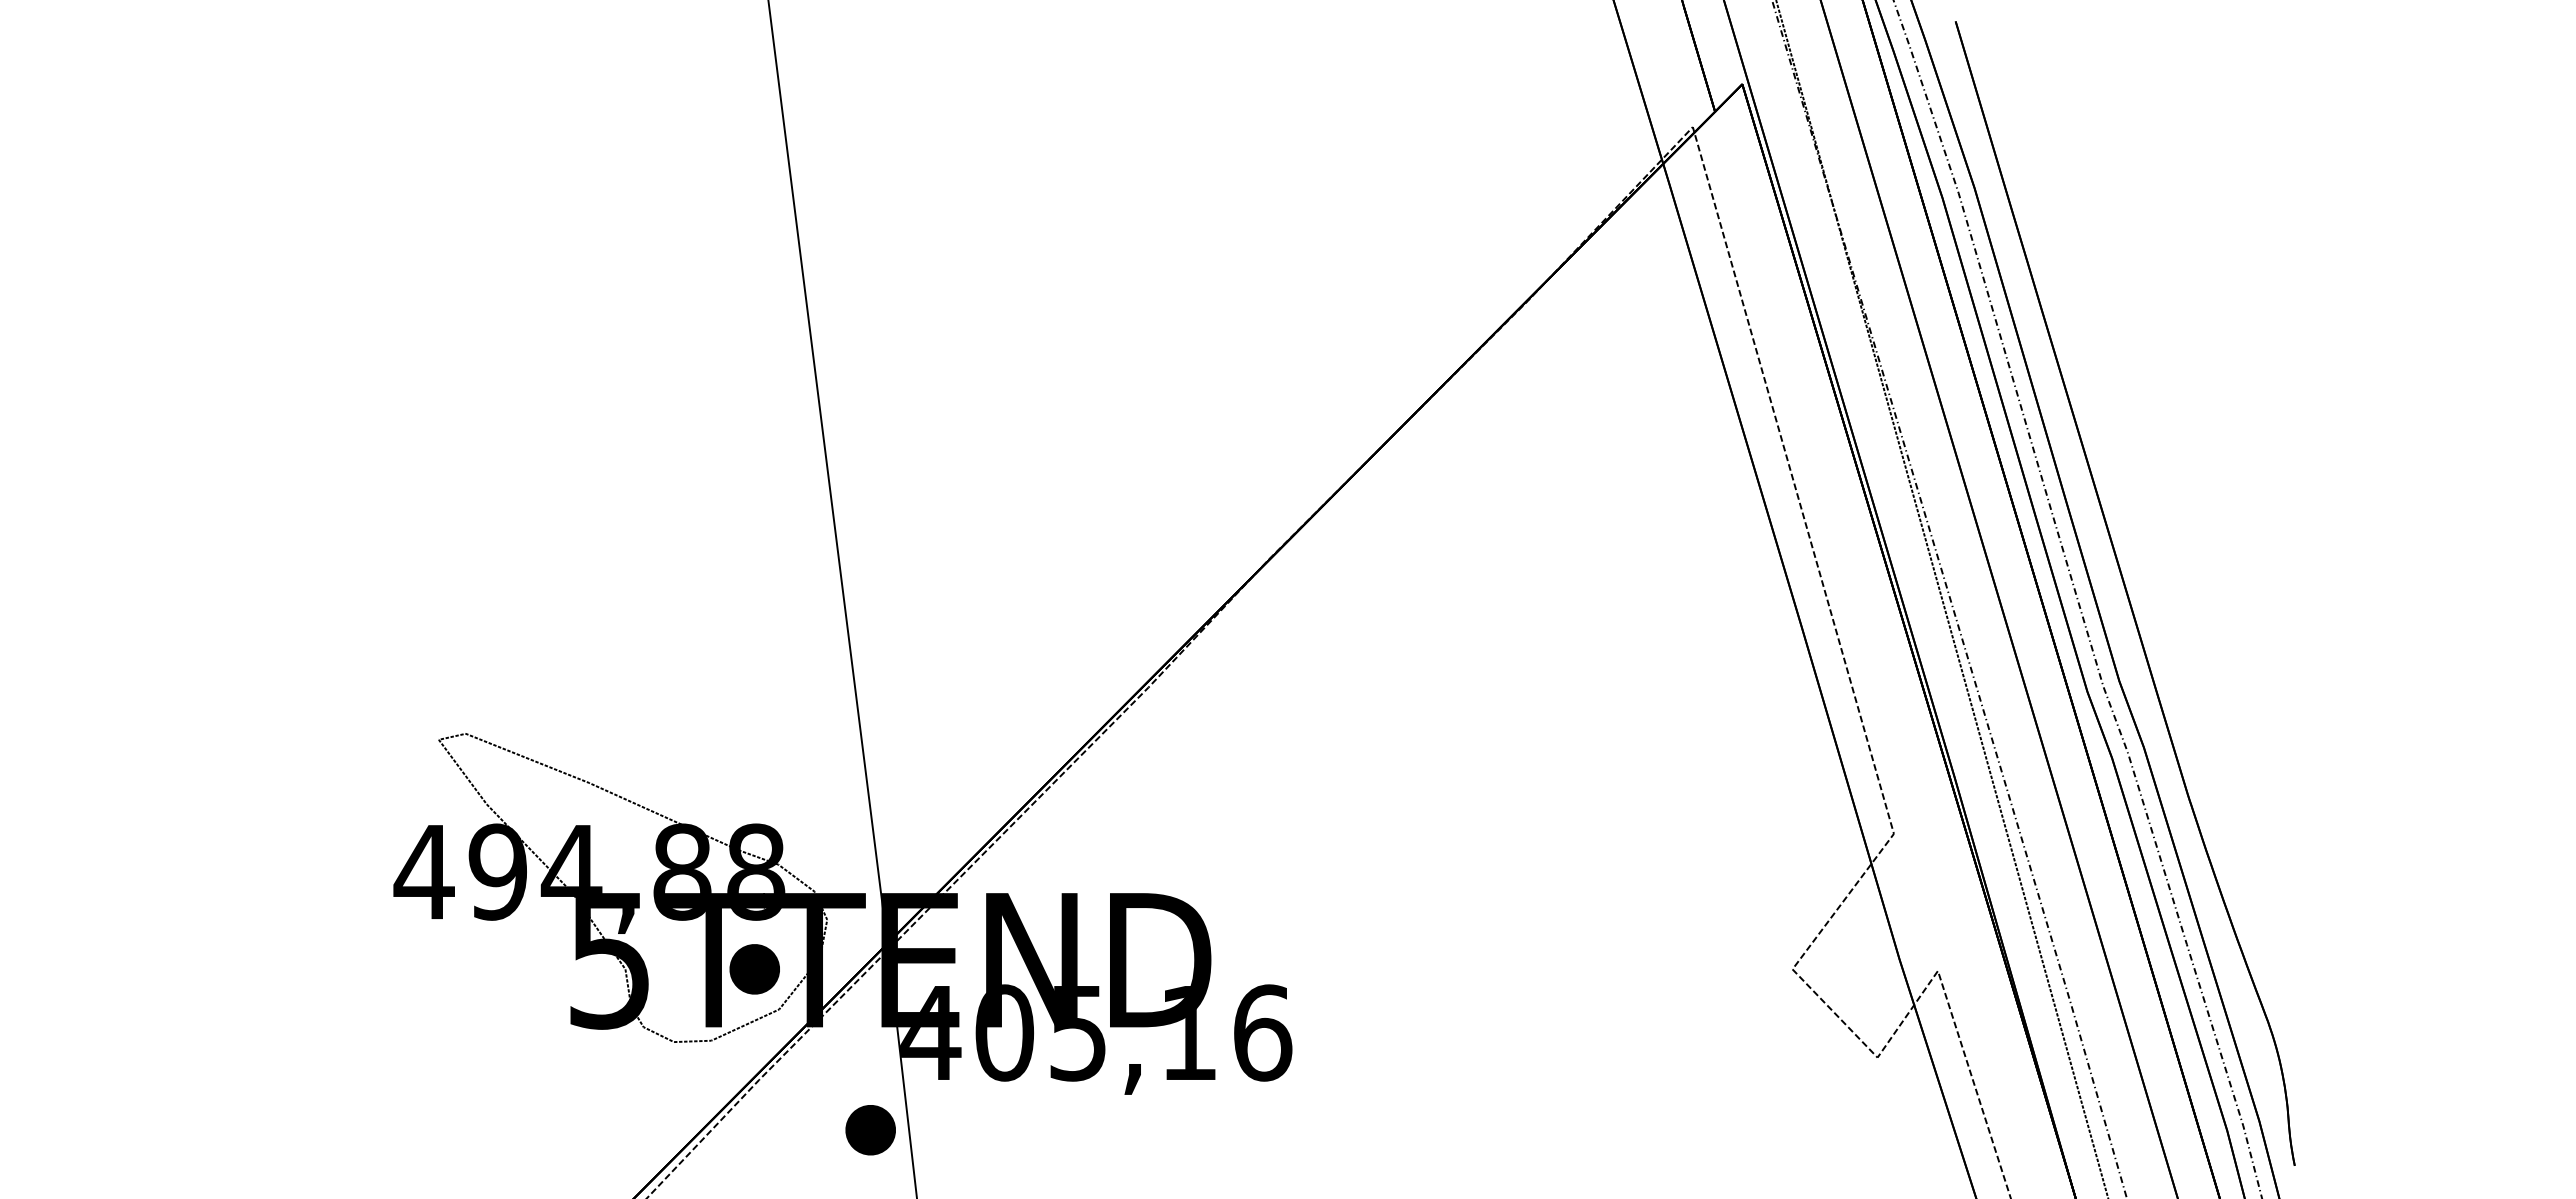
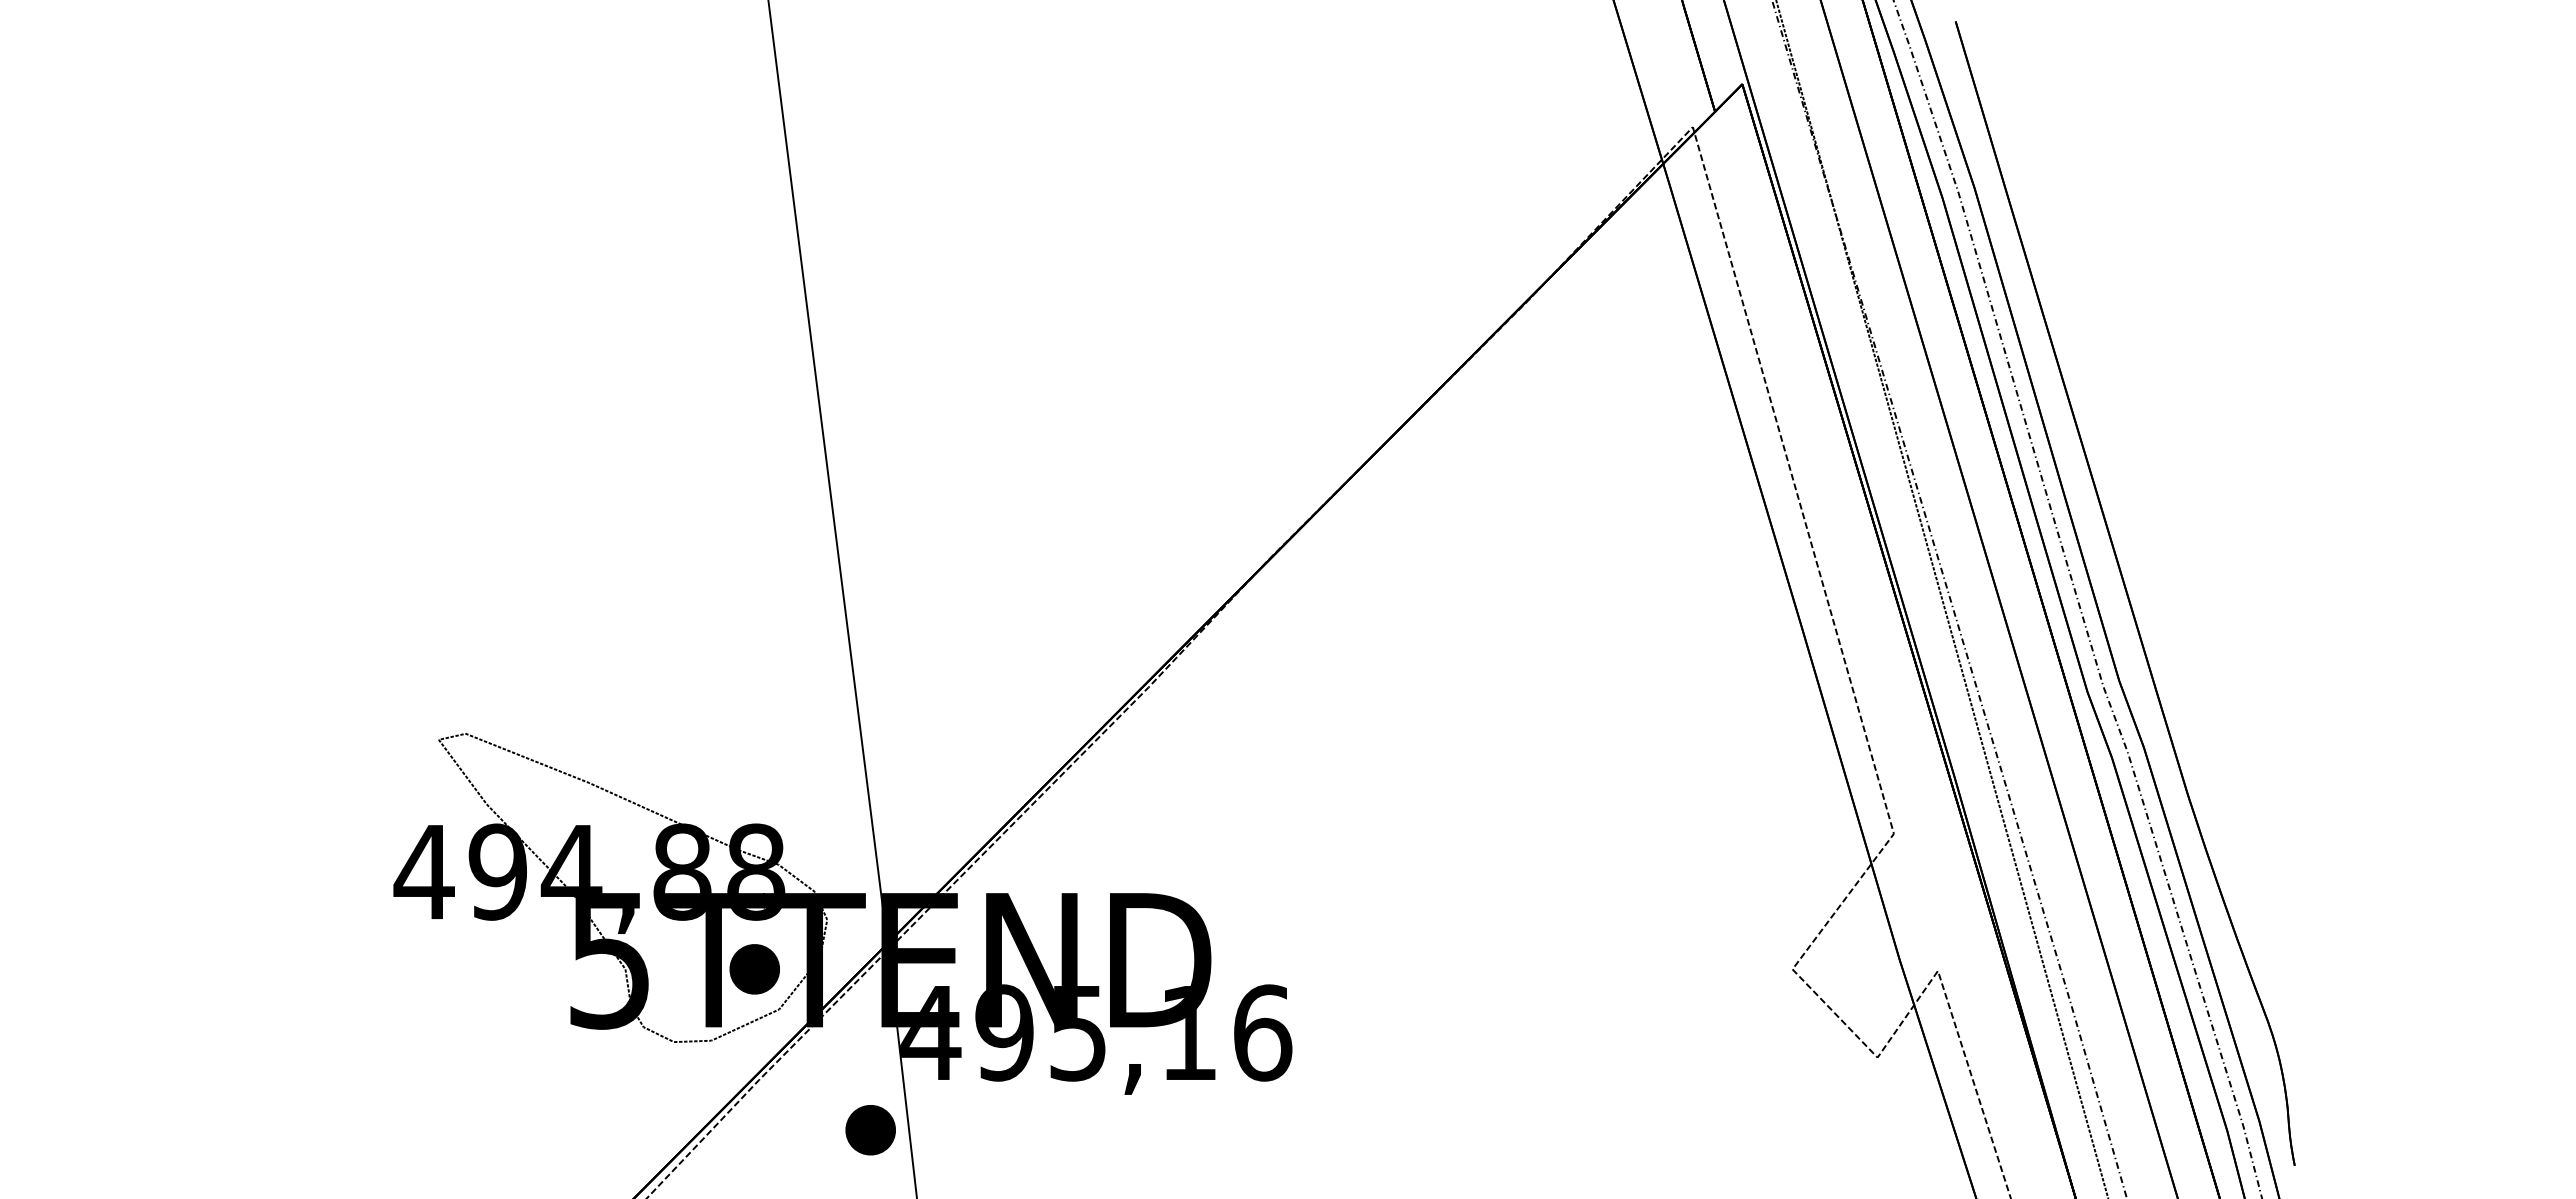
text: 405,16 -> 495,16 (1004, 1032)
